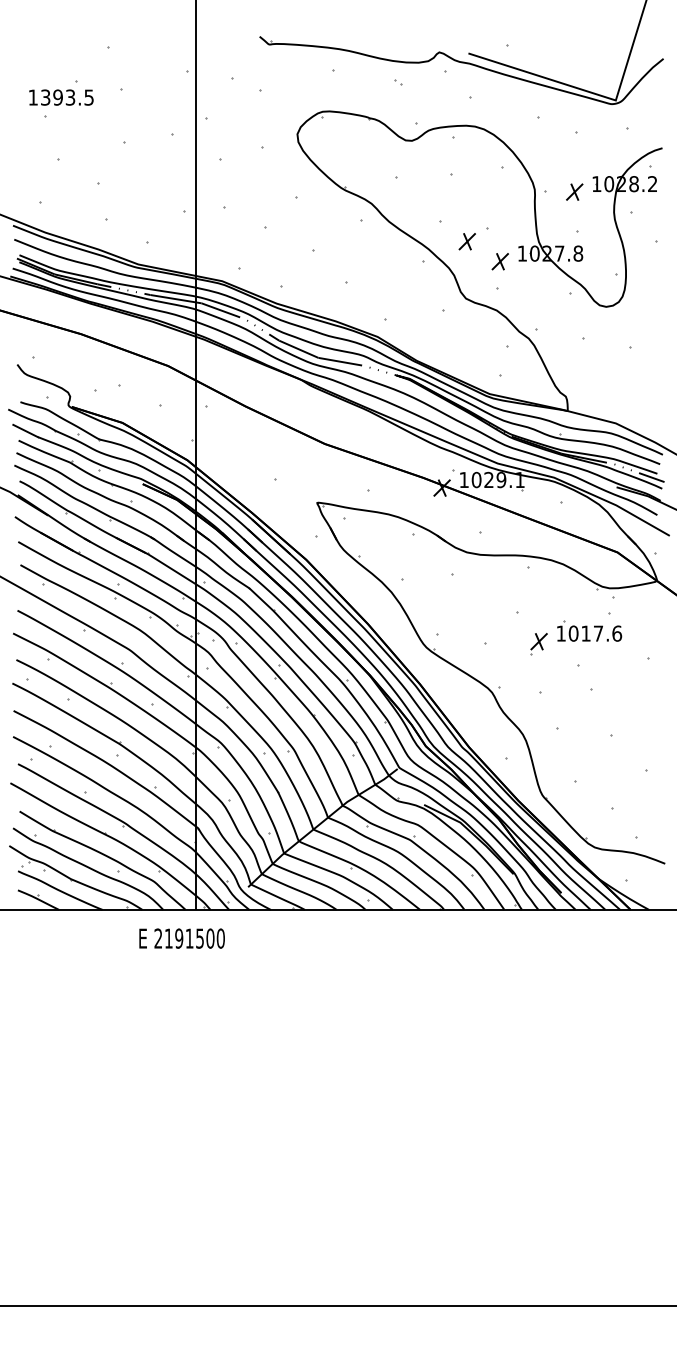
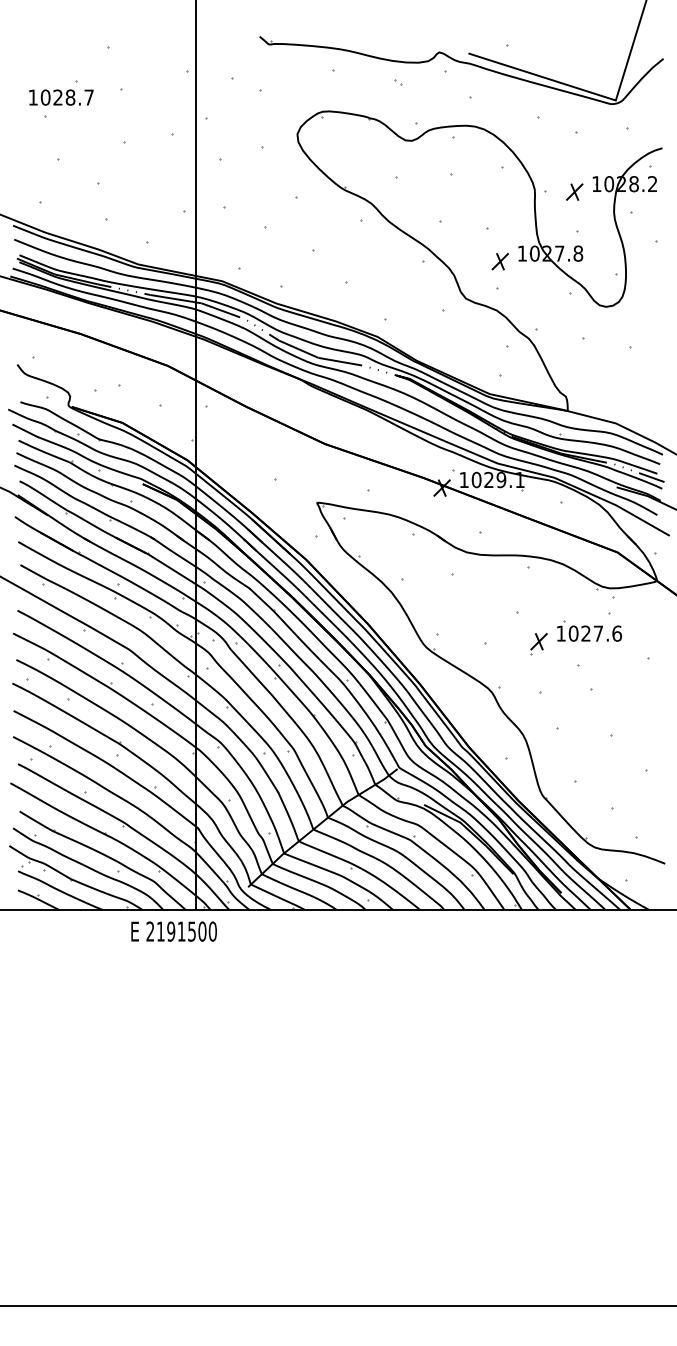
text: 1393.5 -> 1028.7 (66, 97)
part: present -> none (466, 241)
text: 1017.6 -> 1027.6 (585, 633)
text position: (181, 938) -> (173, 931) (173, 931)
